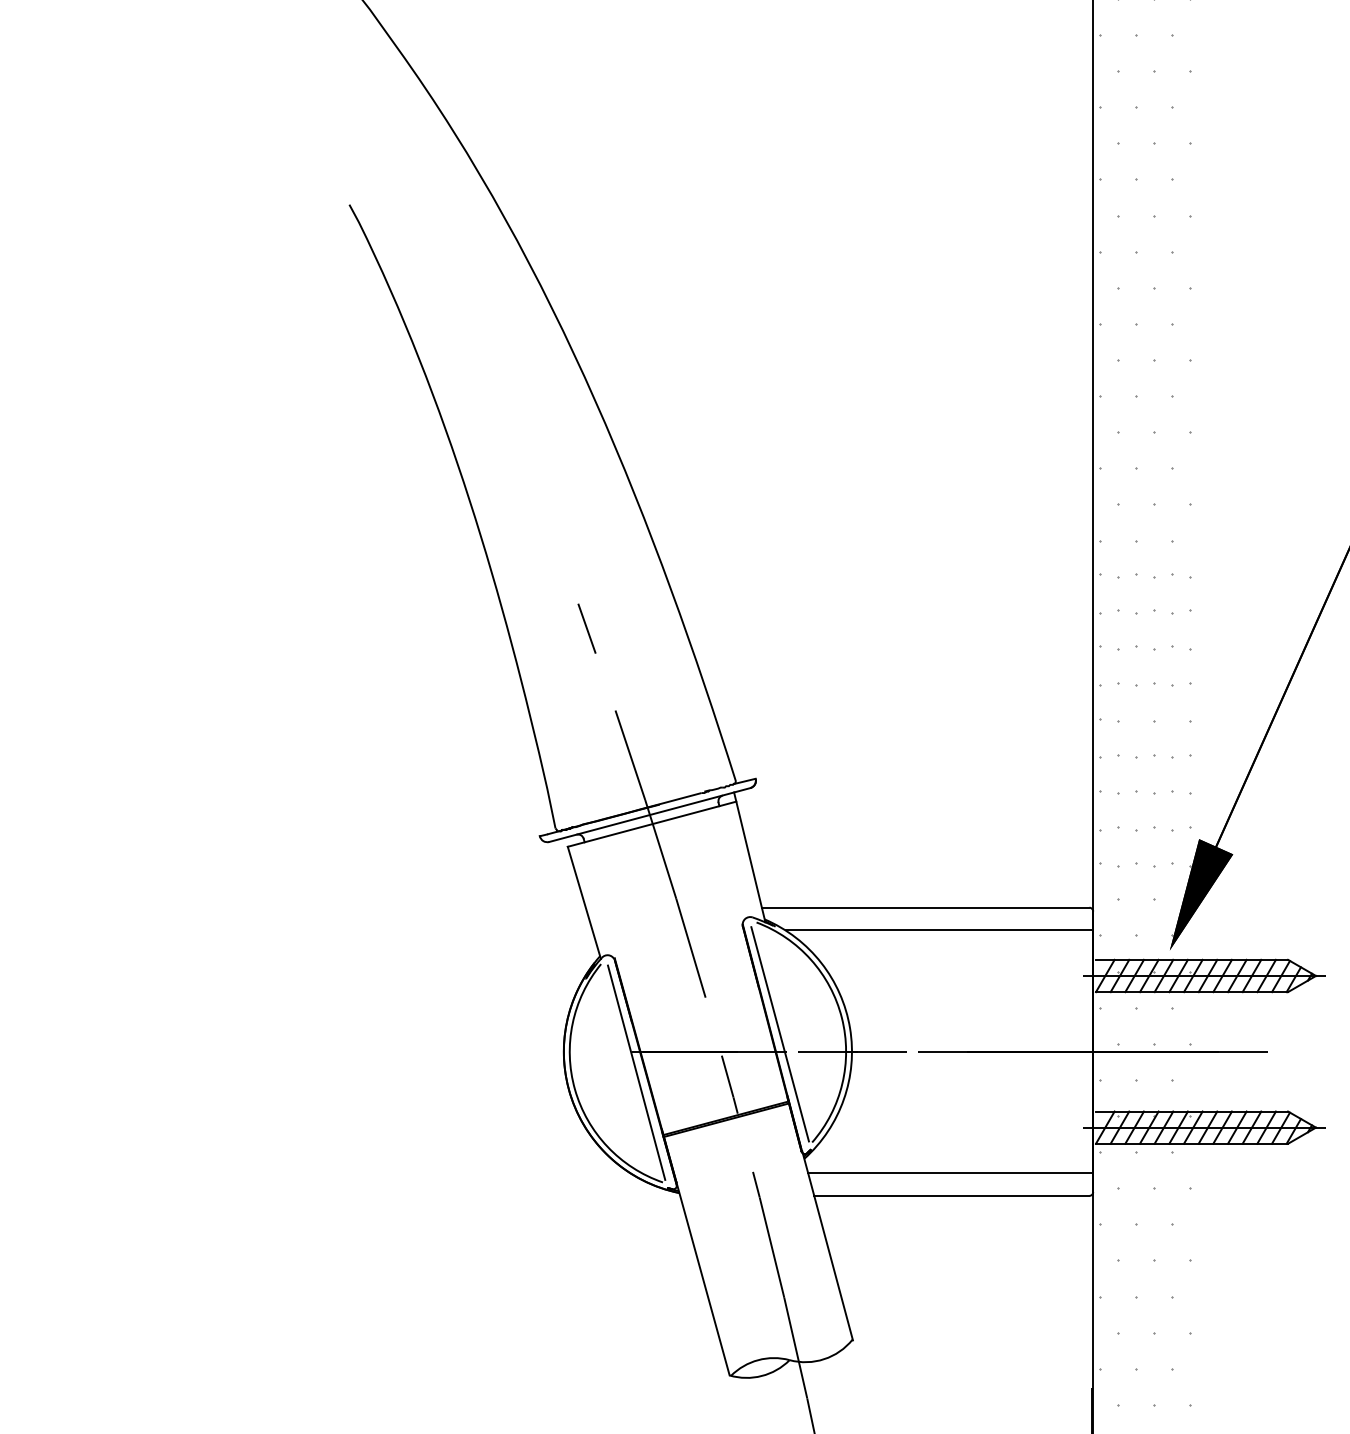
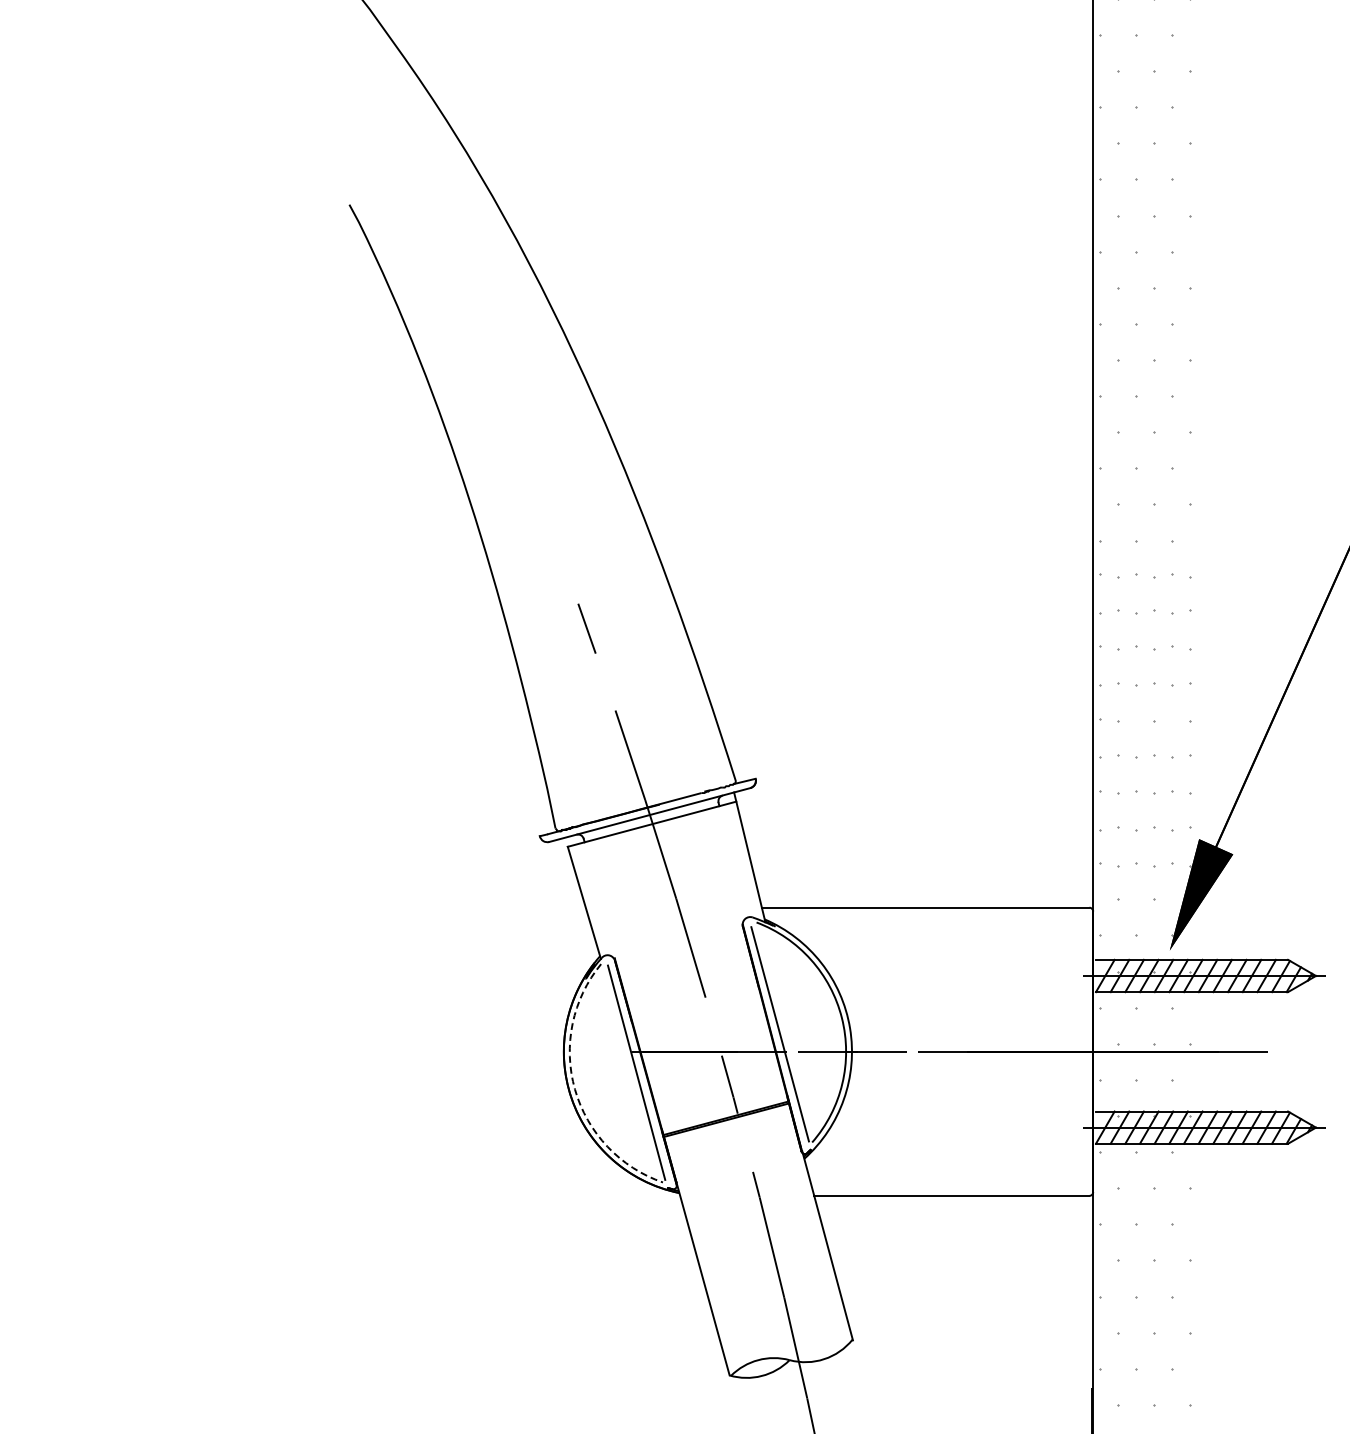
line: present -> none (939, 930)
arc: solid -> dashed (574, 1089)
line: present -> none (950, 1173)
